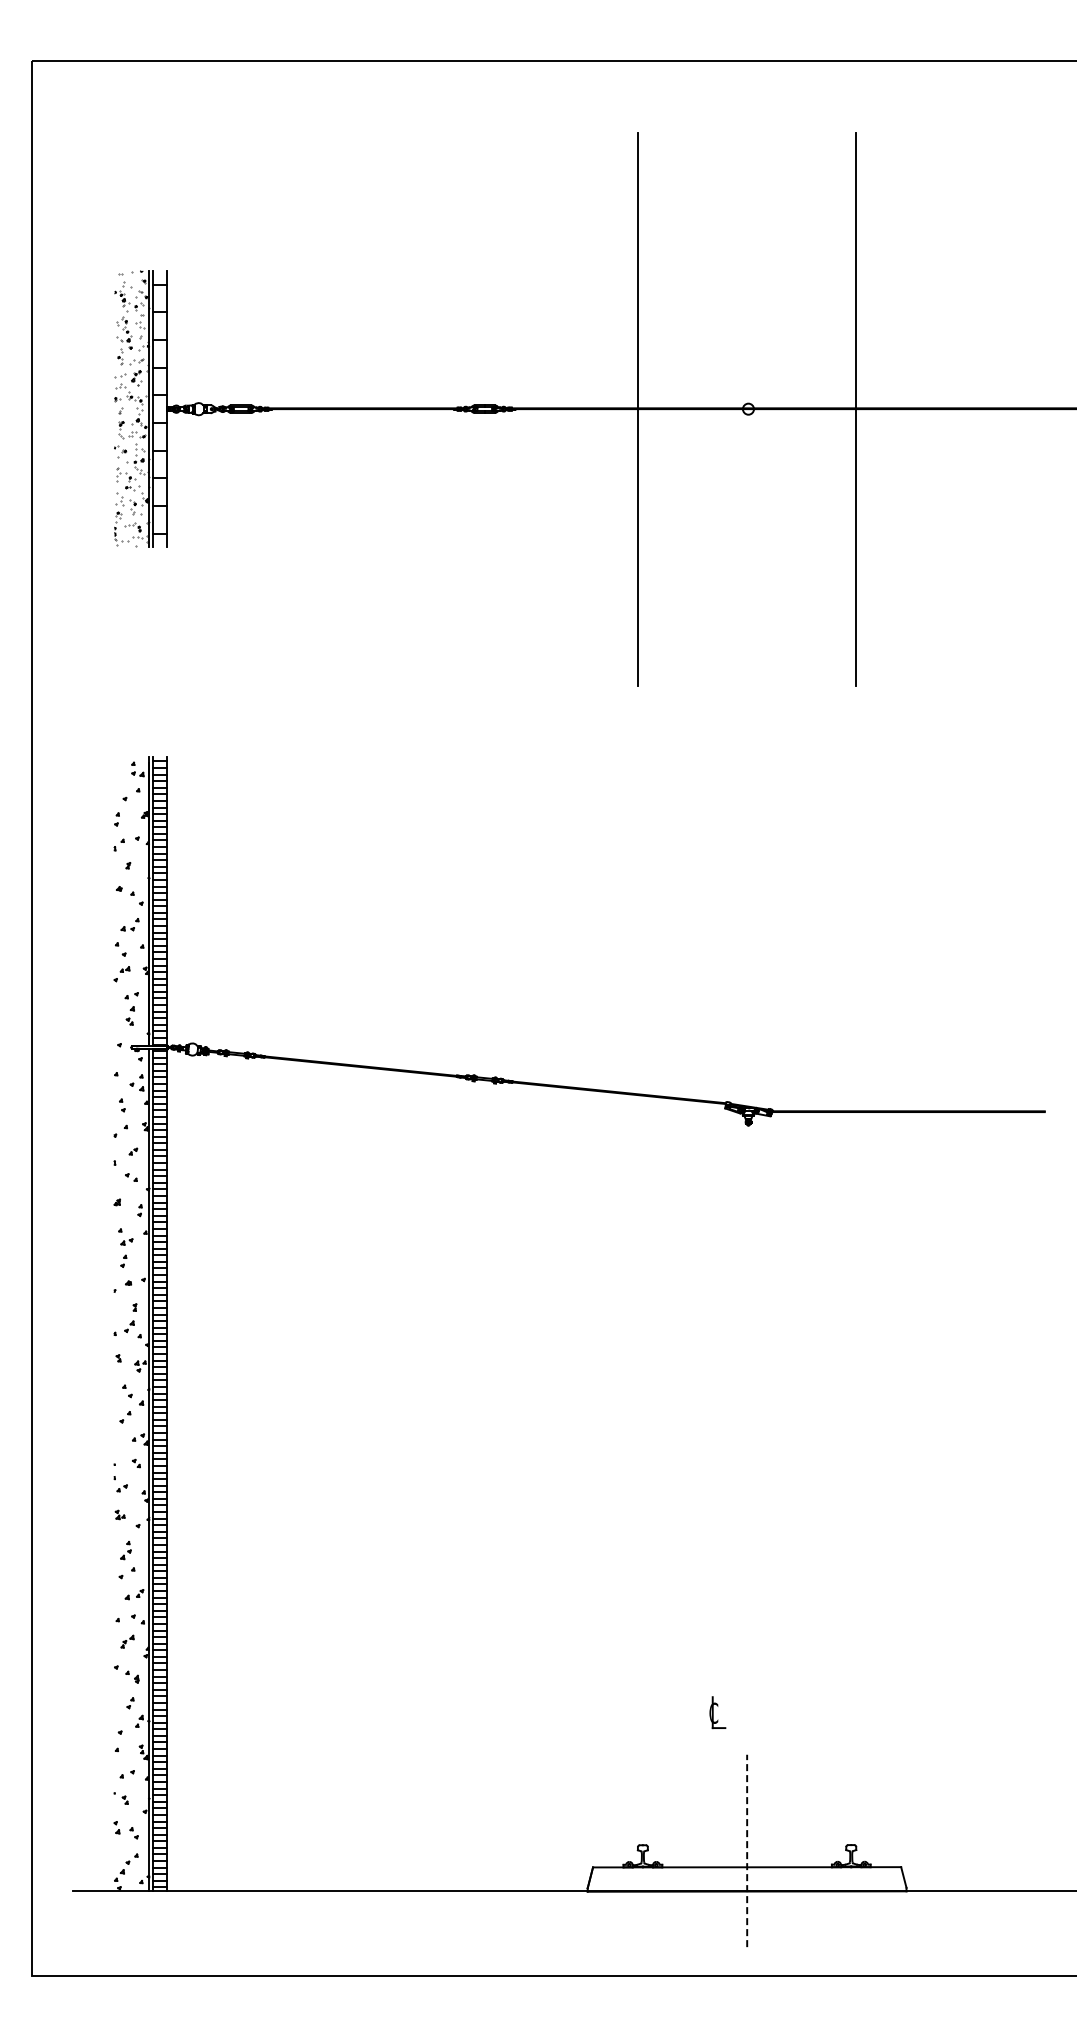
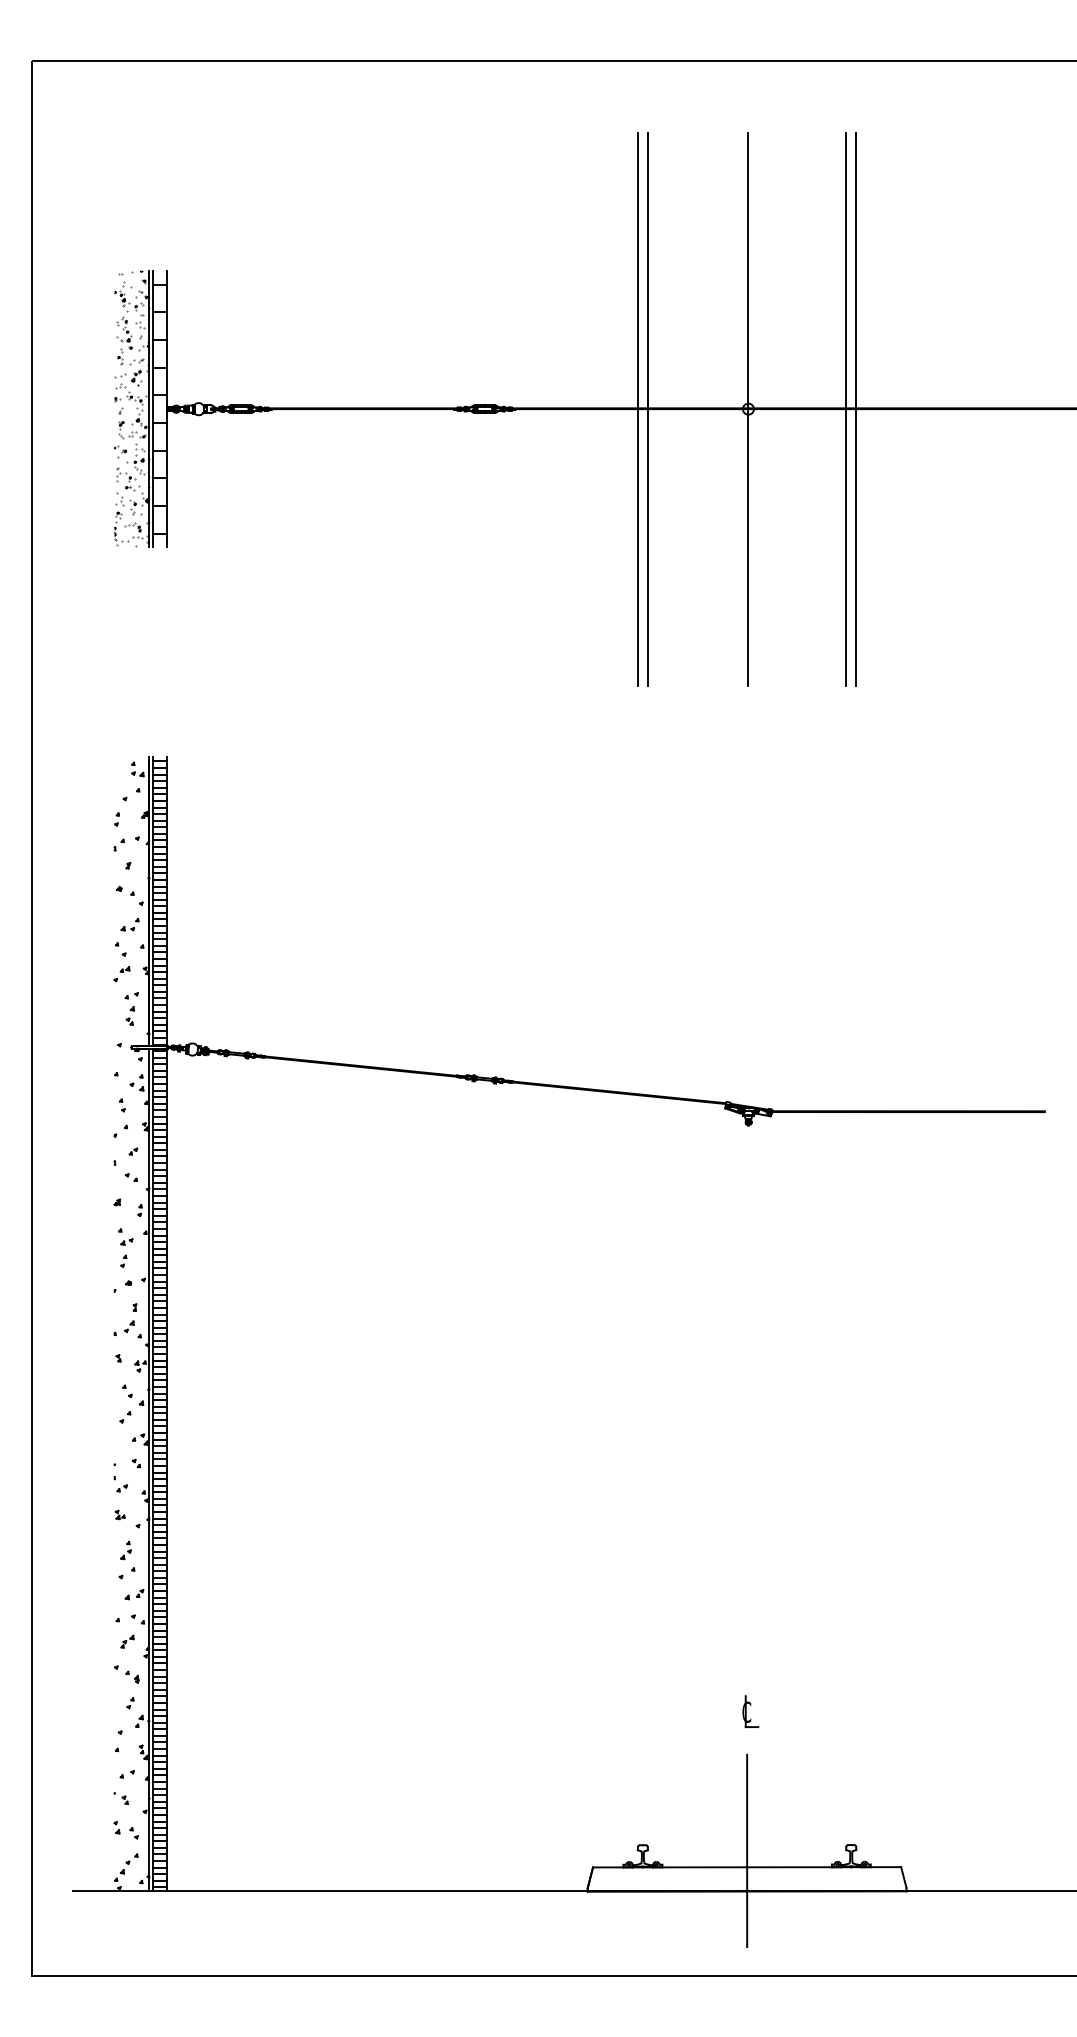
line: none -> present (647, 408)
line: none -> present (748, 408)
line: none -> present (846, 408)
part position: (717, 1712) -> (750, 1711) (750, 1711)
line: dashed -> solid (747, 1850)
